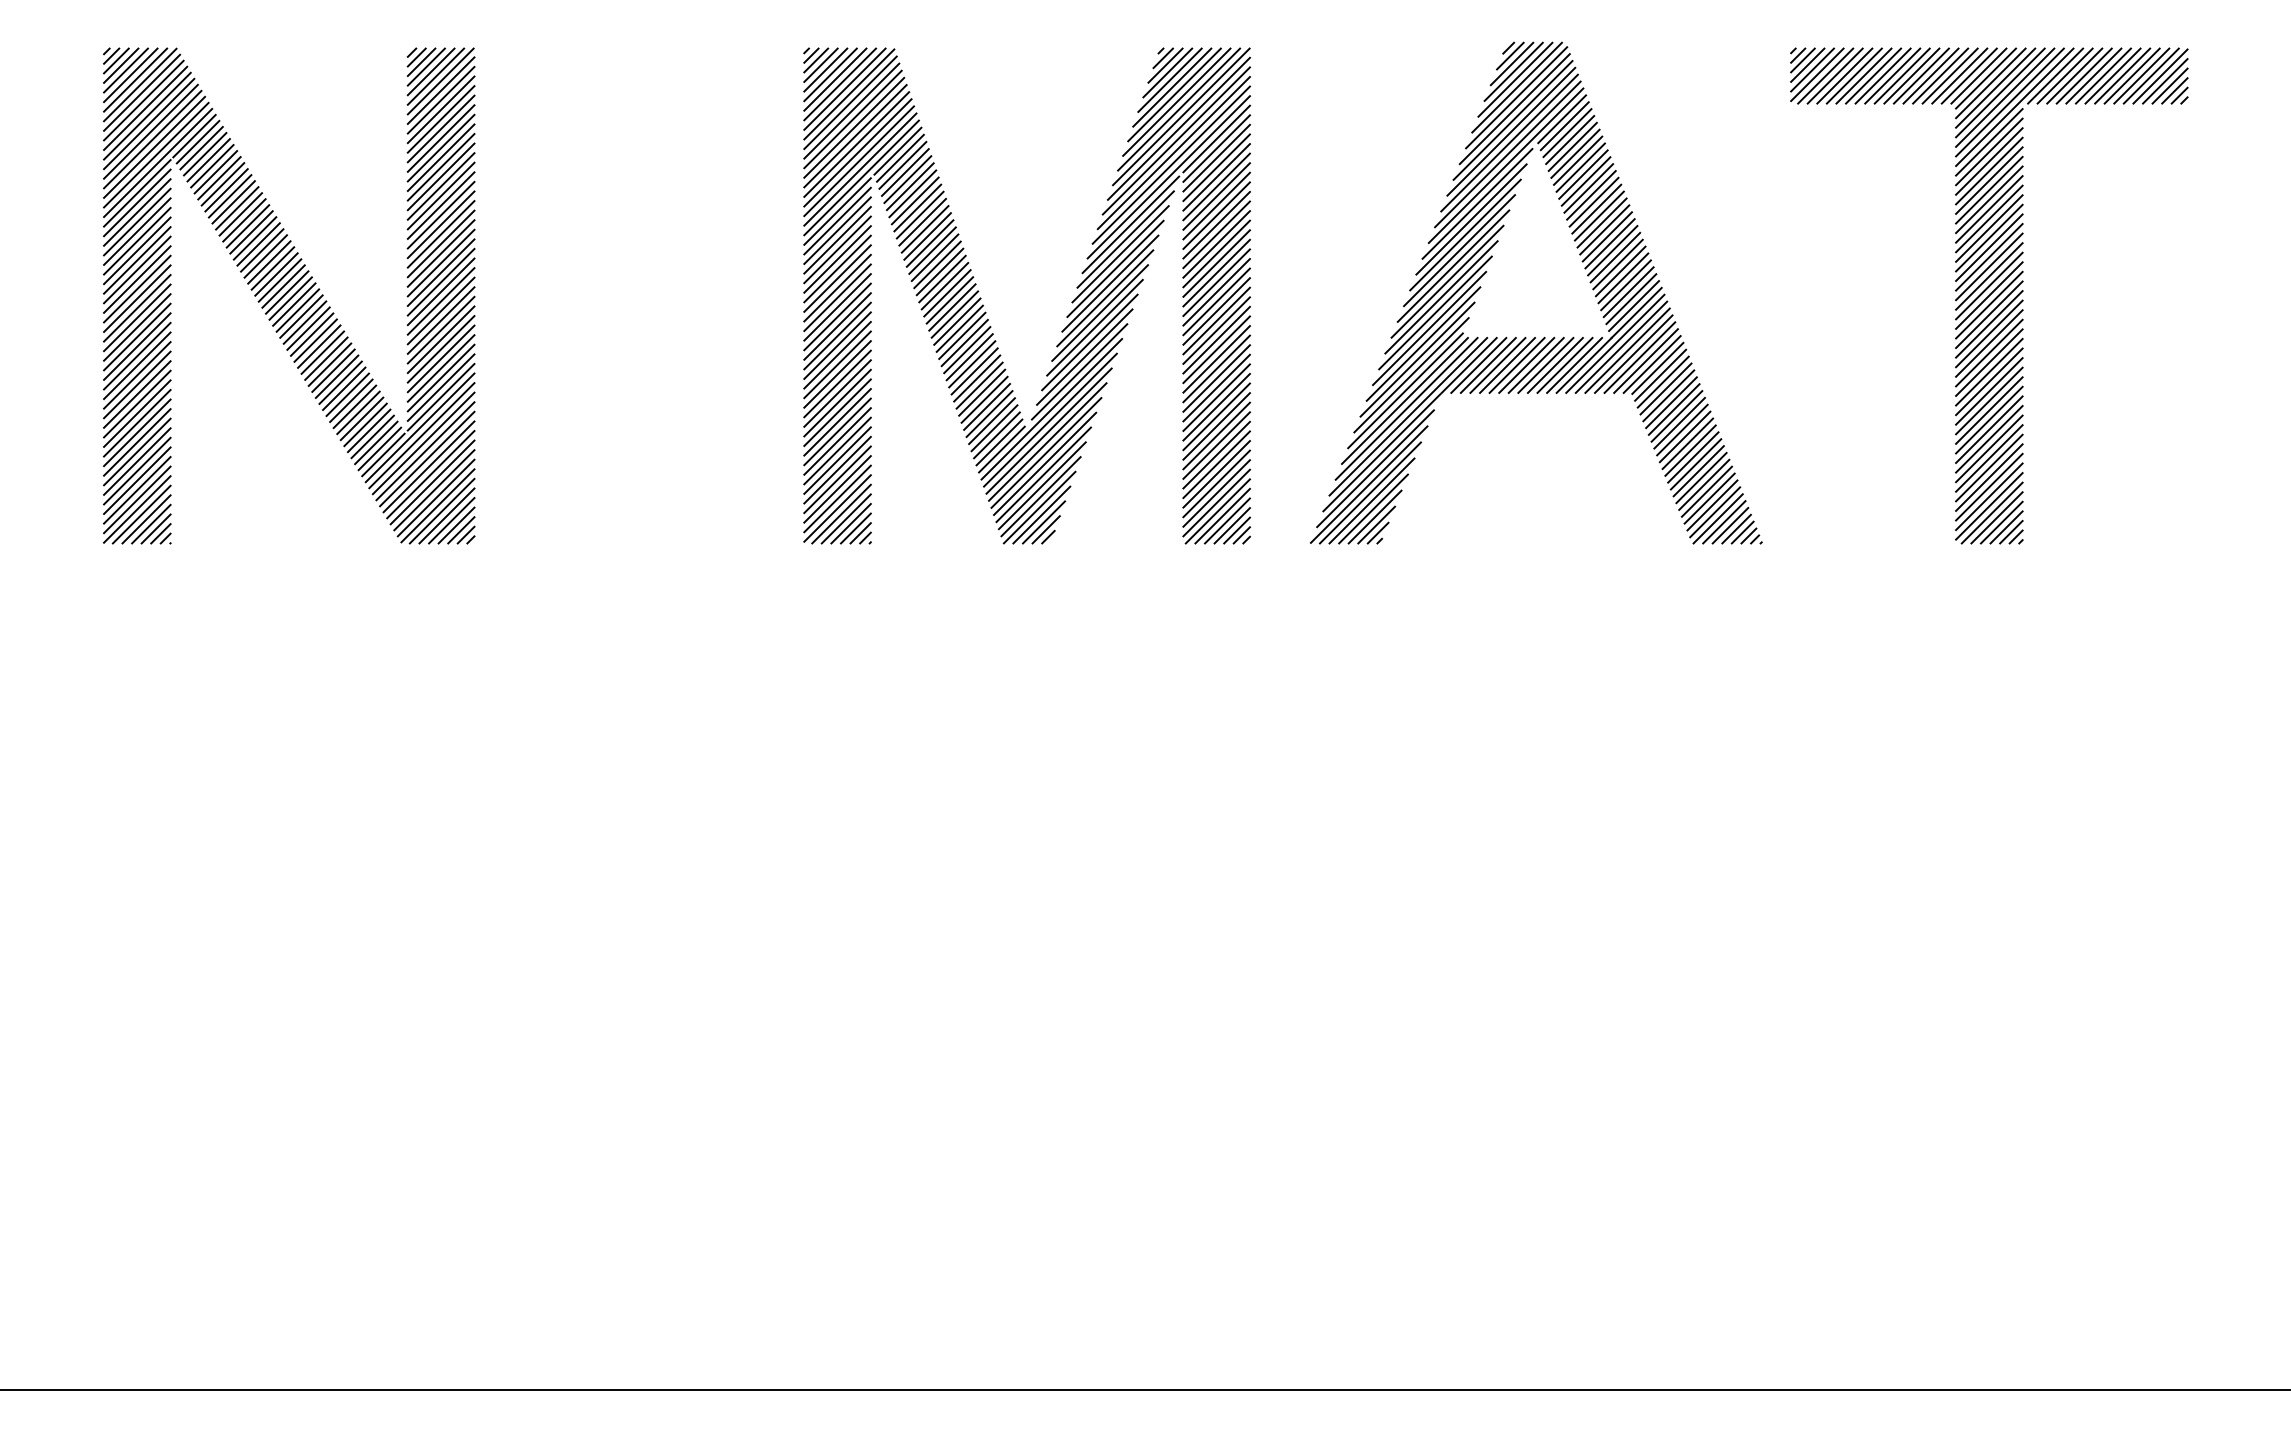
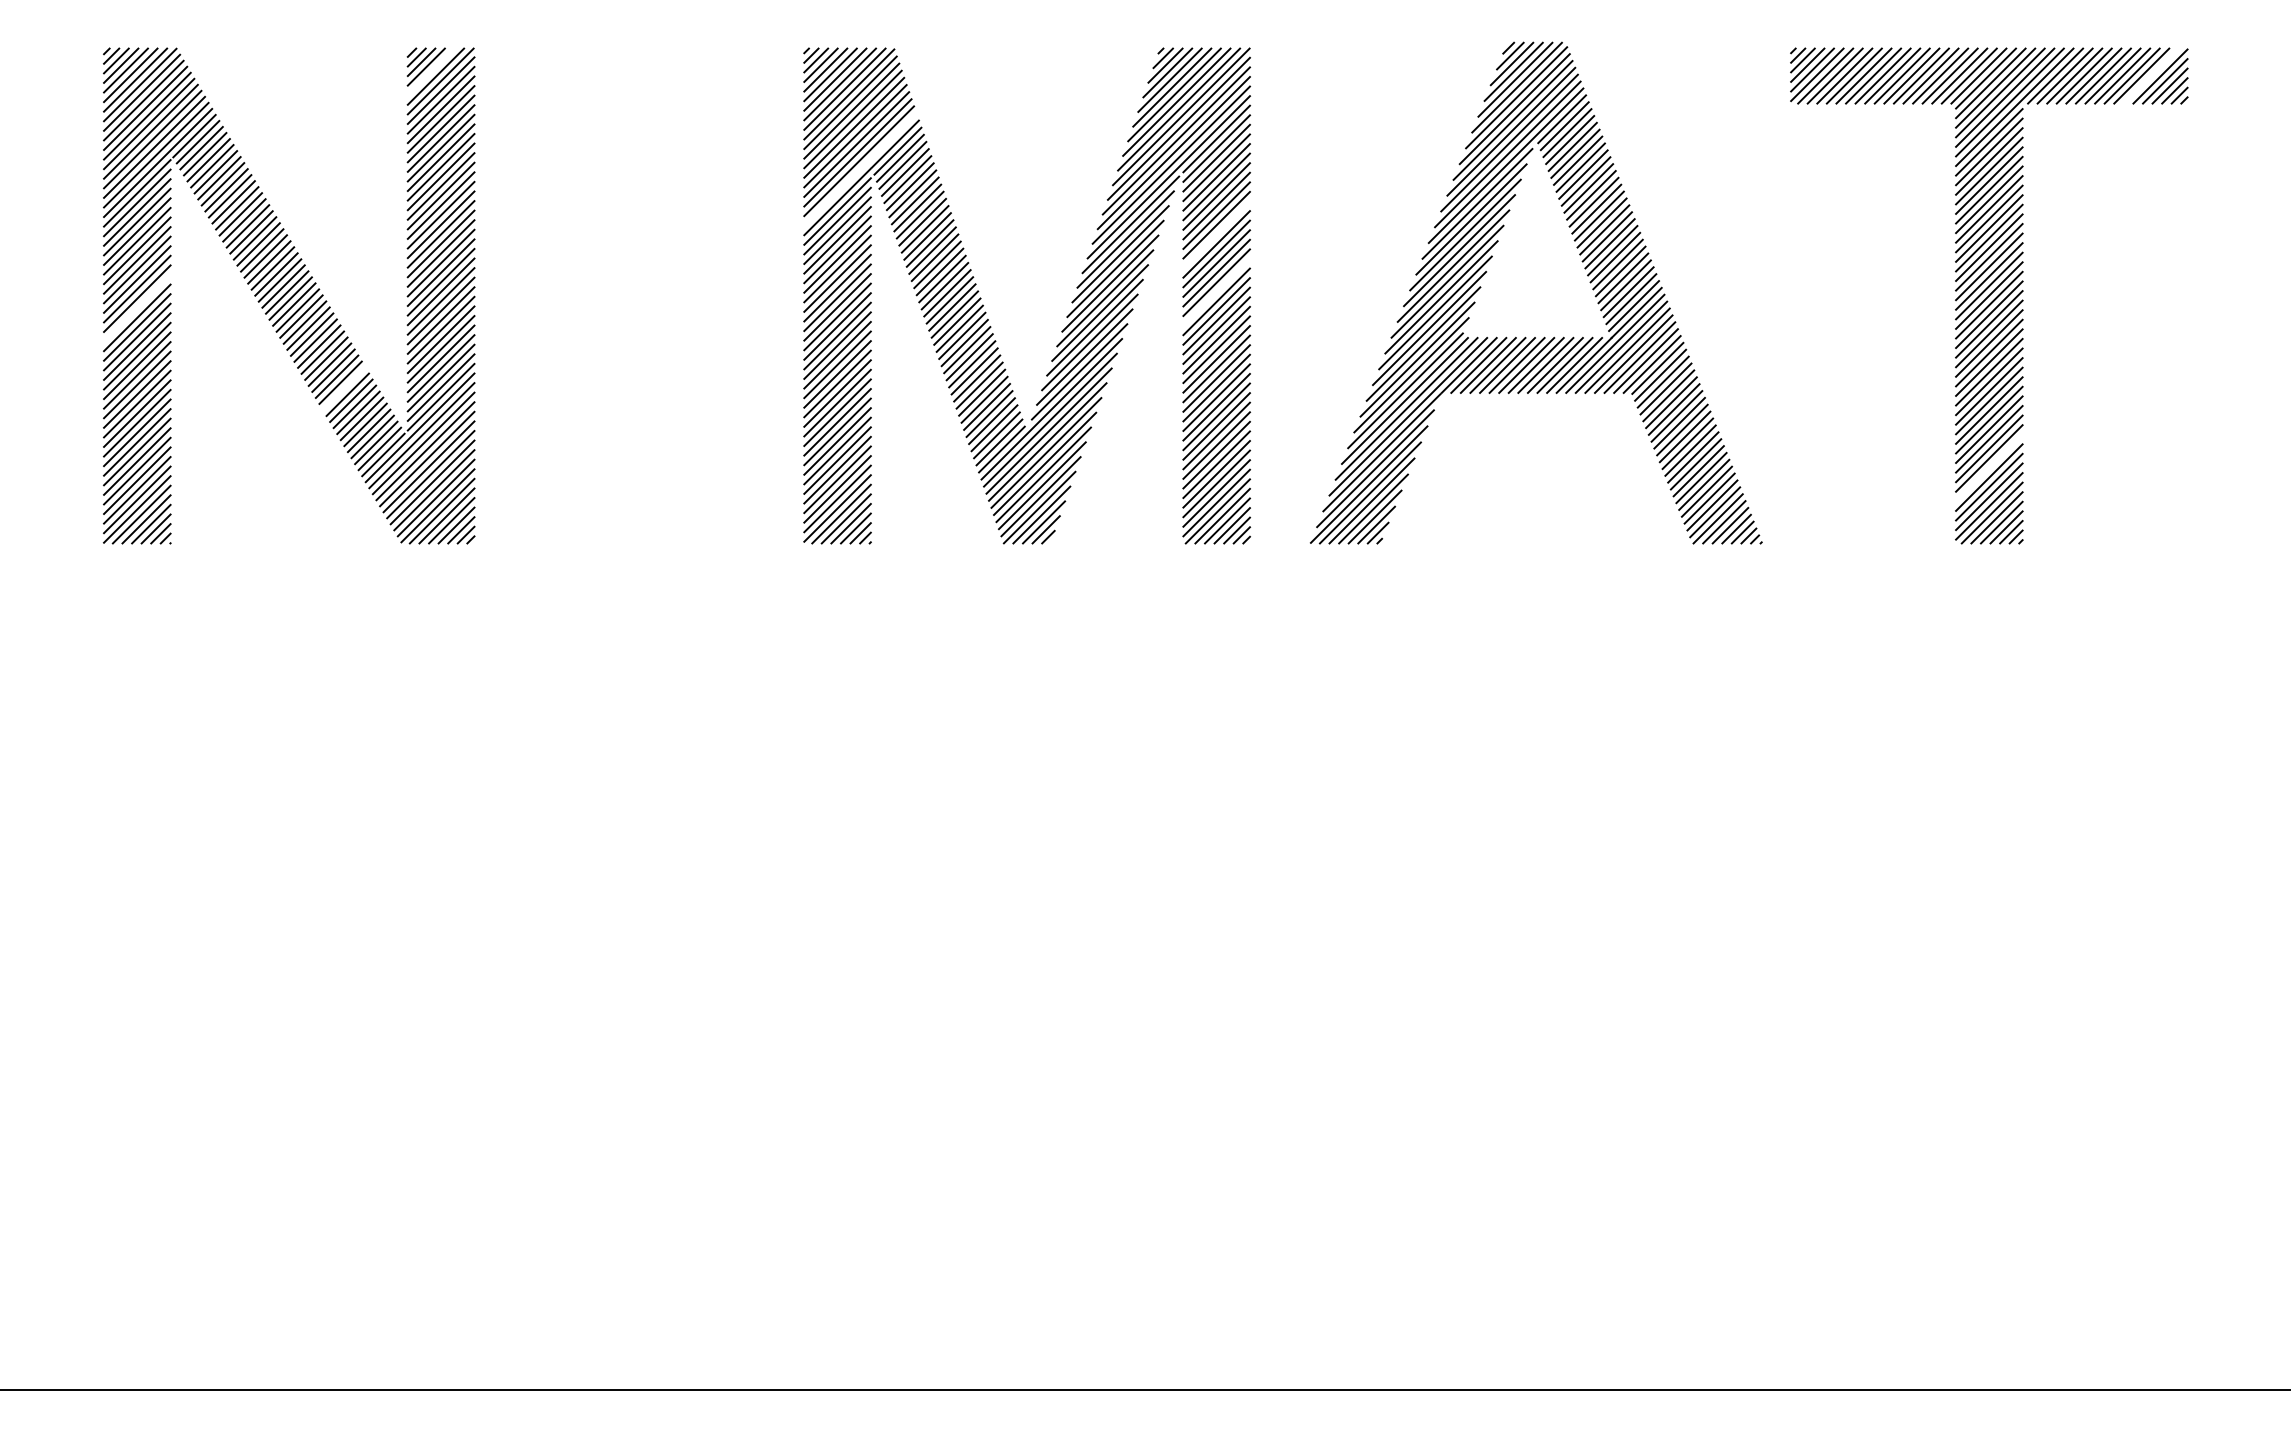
line: present -> none (430, 71)
line: present -> none (2150, 75)
line: present -> none (860, 169)
line: present -> none (1216, 234)
line: present -> none (1216, 292)
line: present -> none (137, 308)
line: present -> none (344, 388)
line: present -> none (1989, 467)
